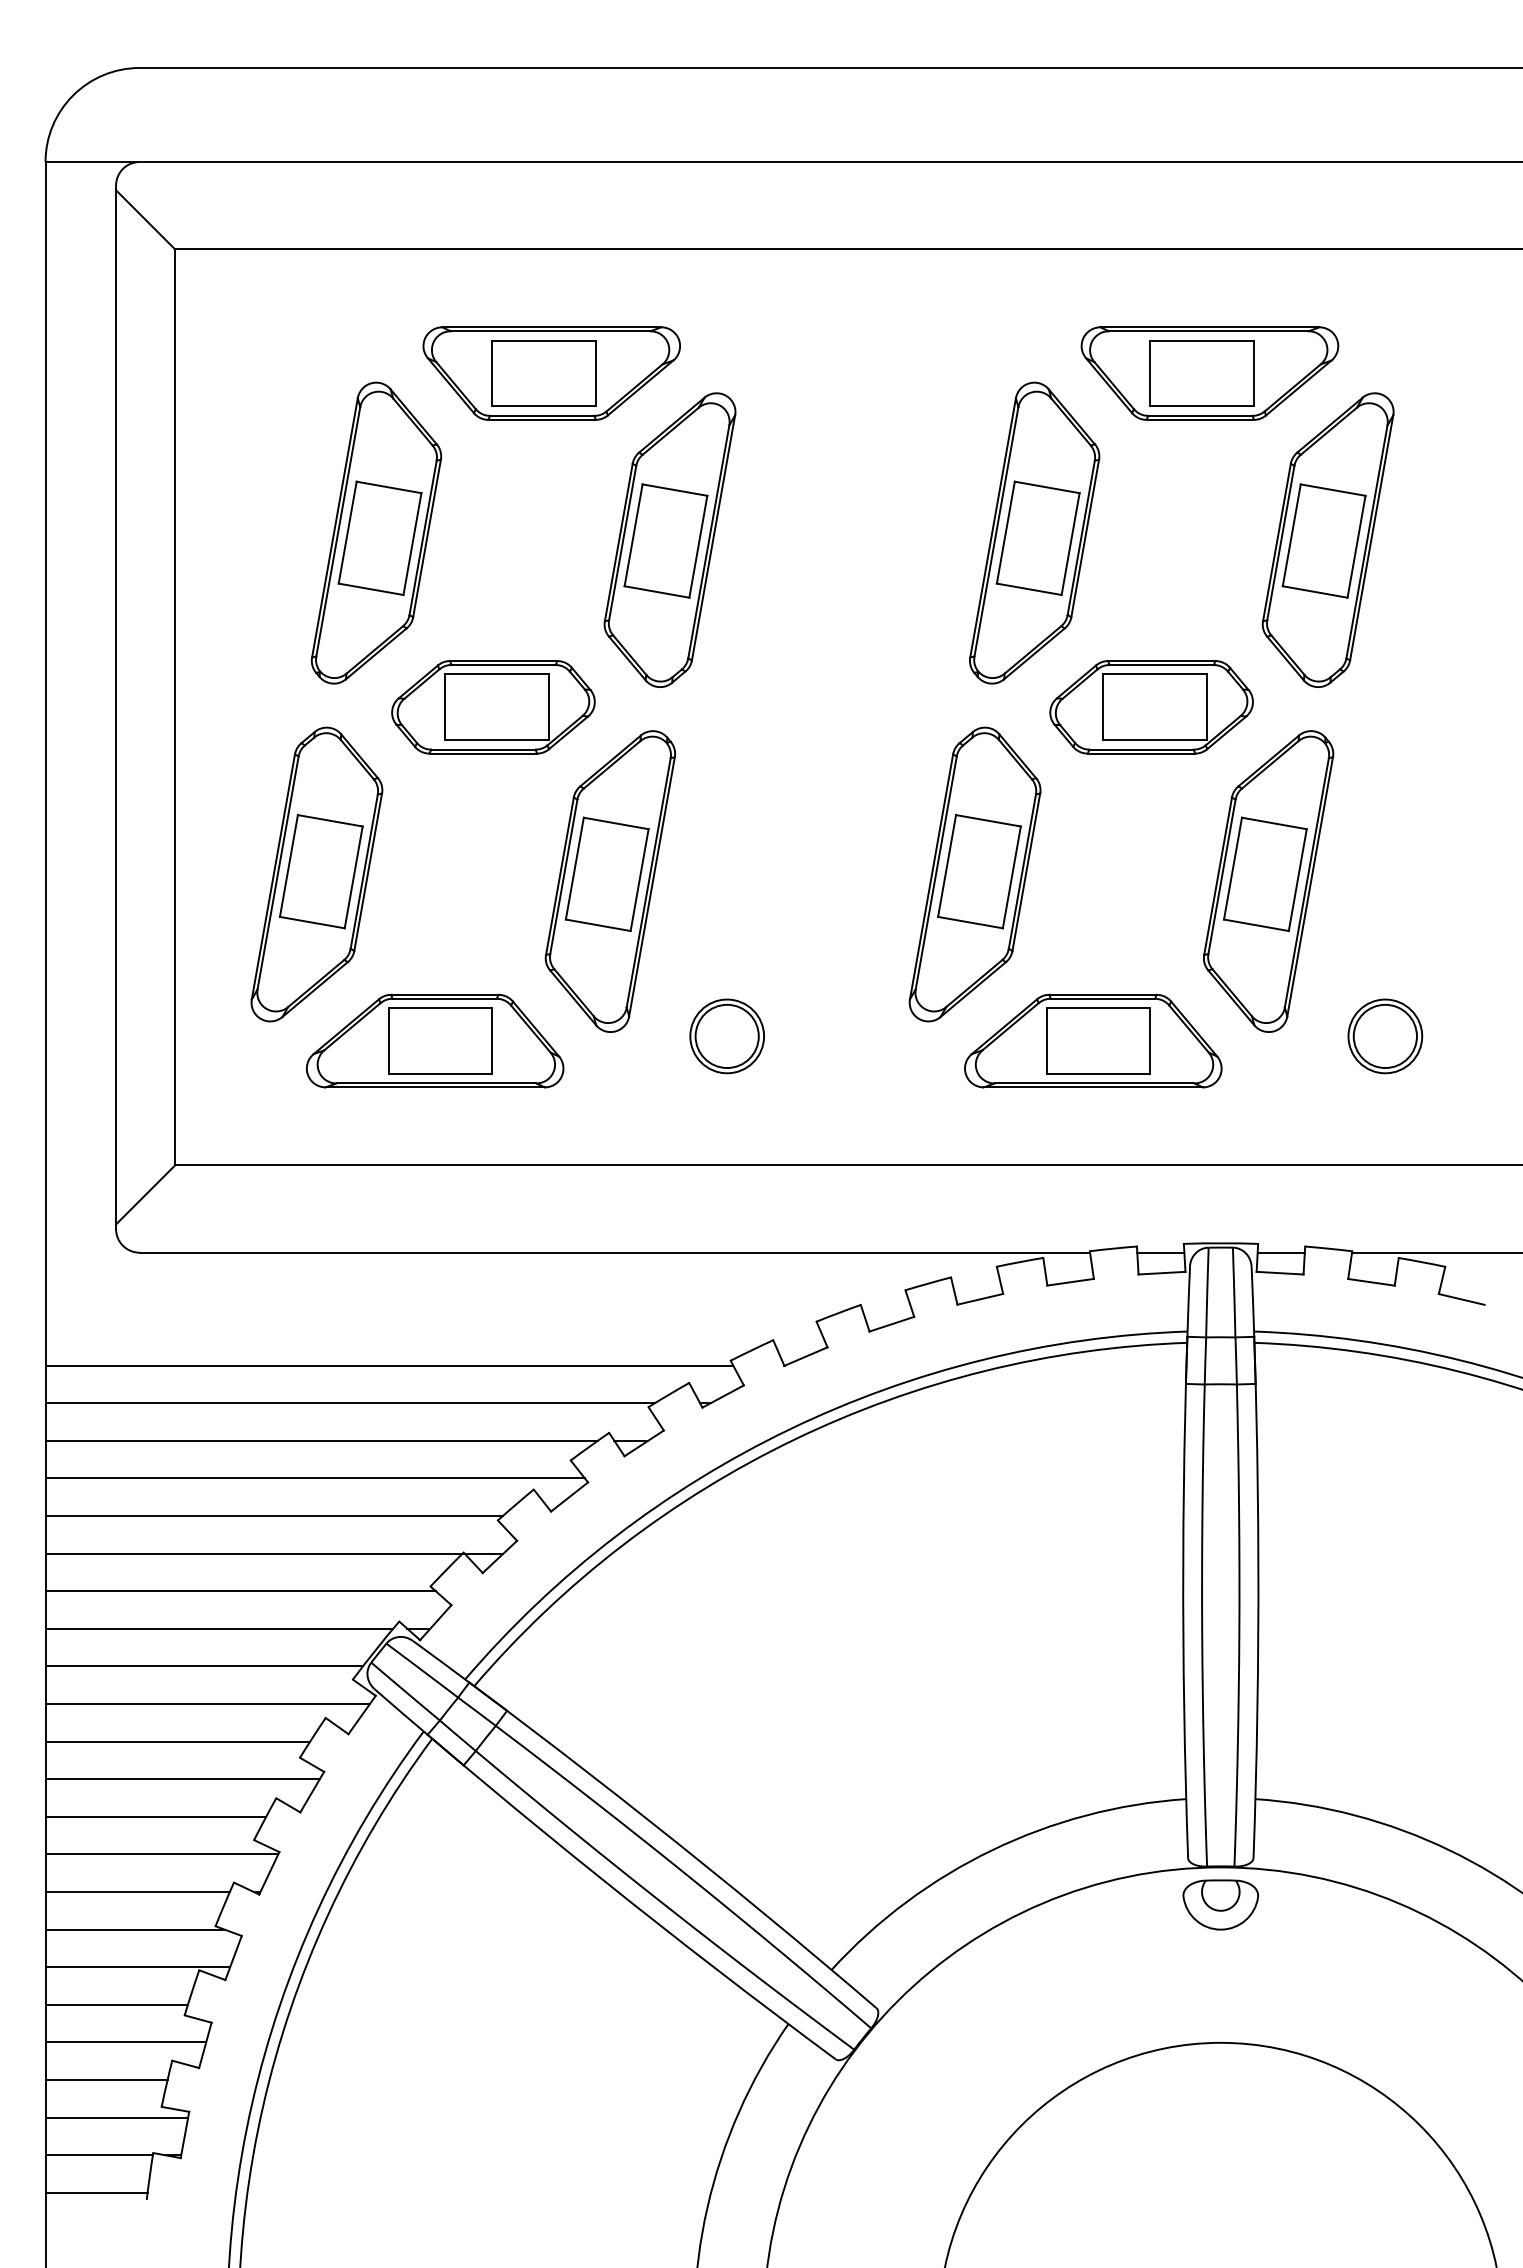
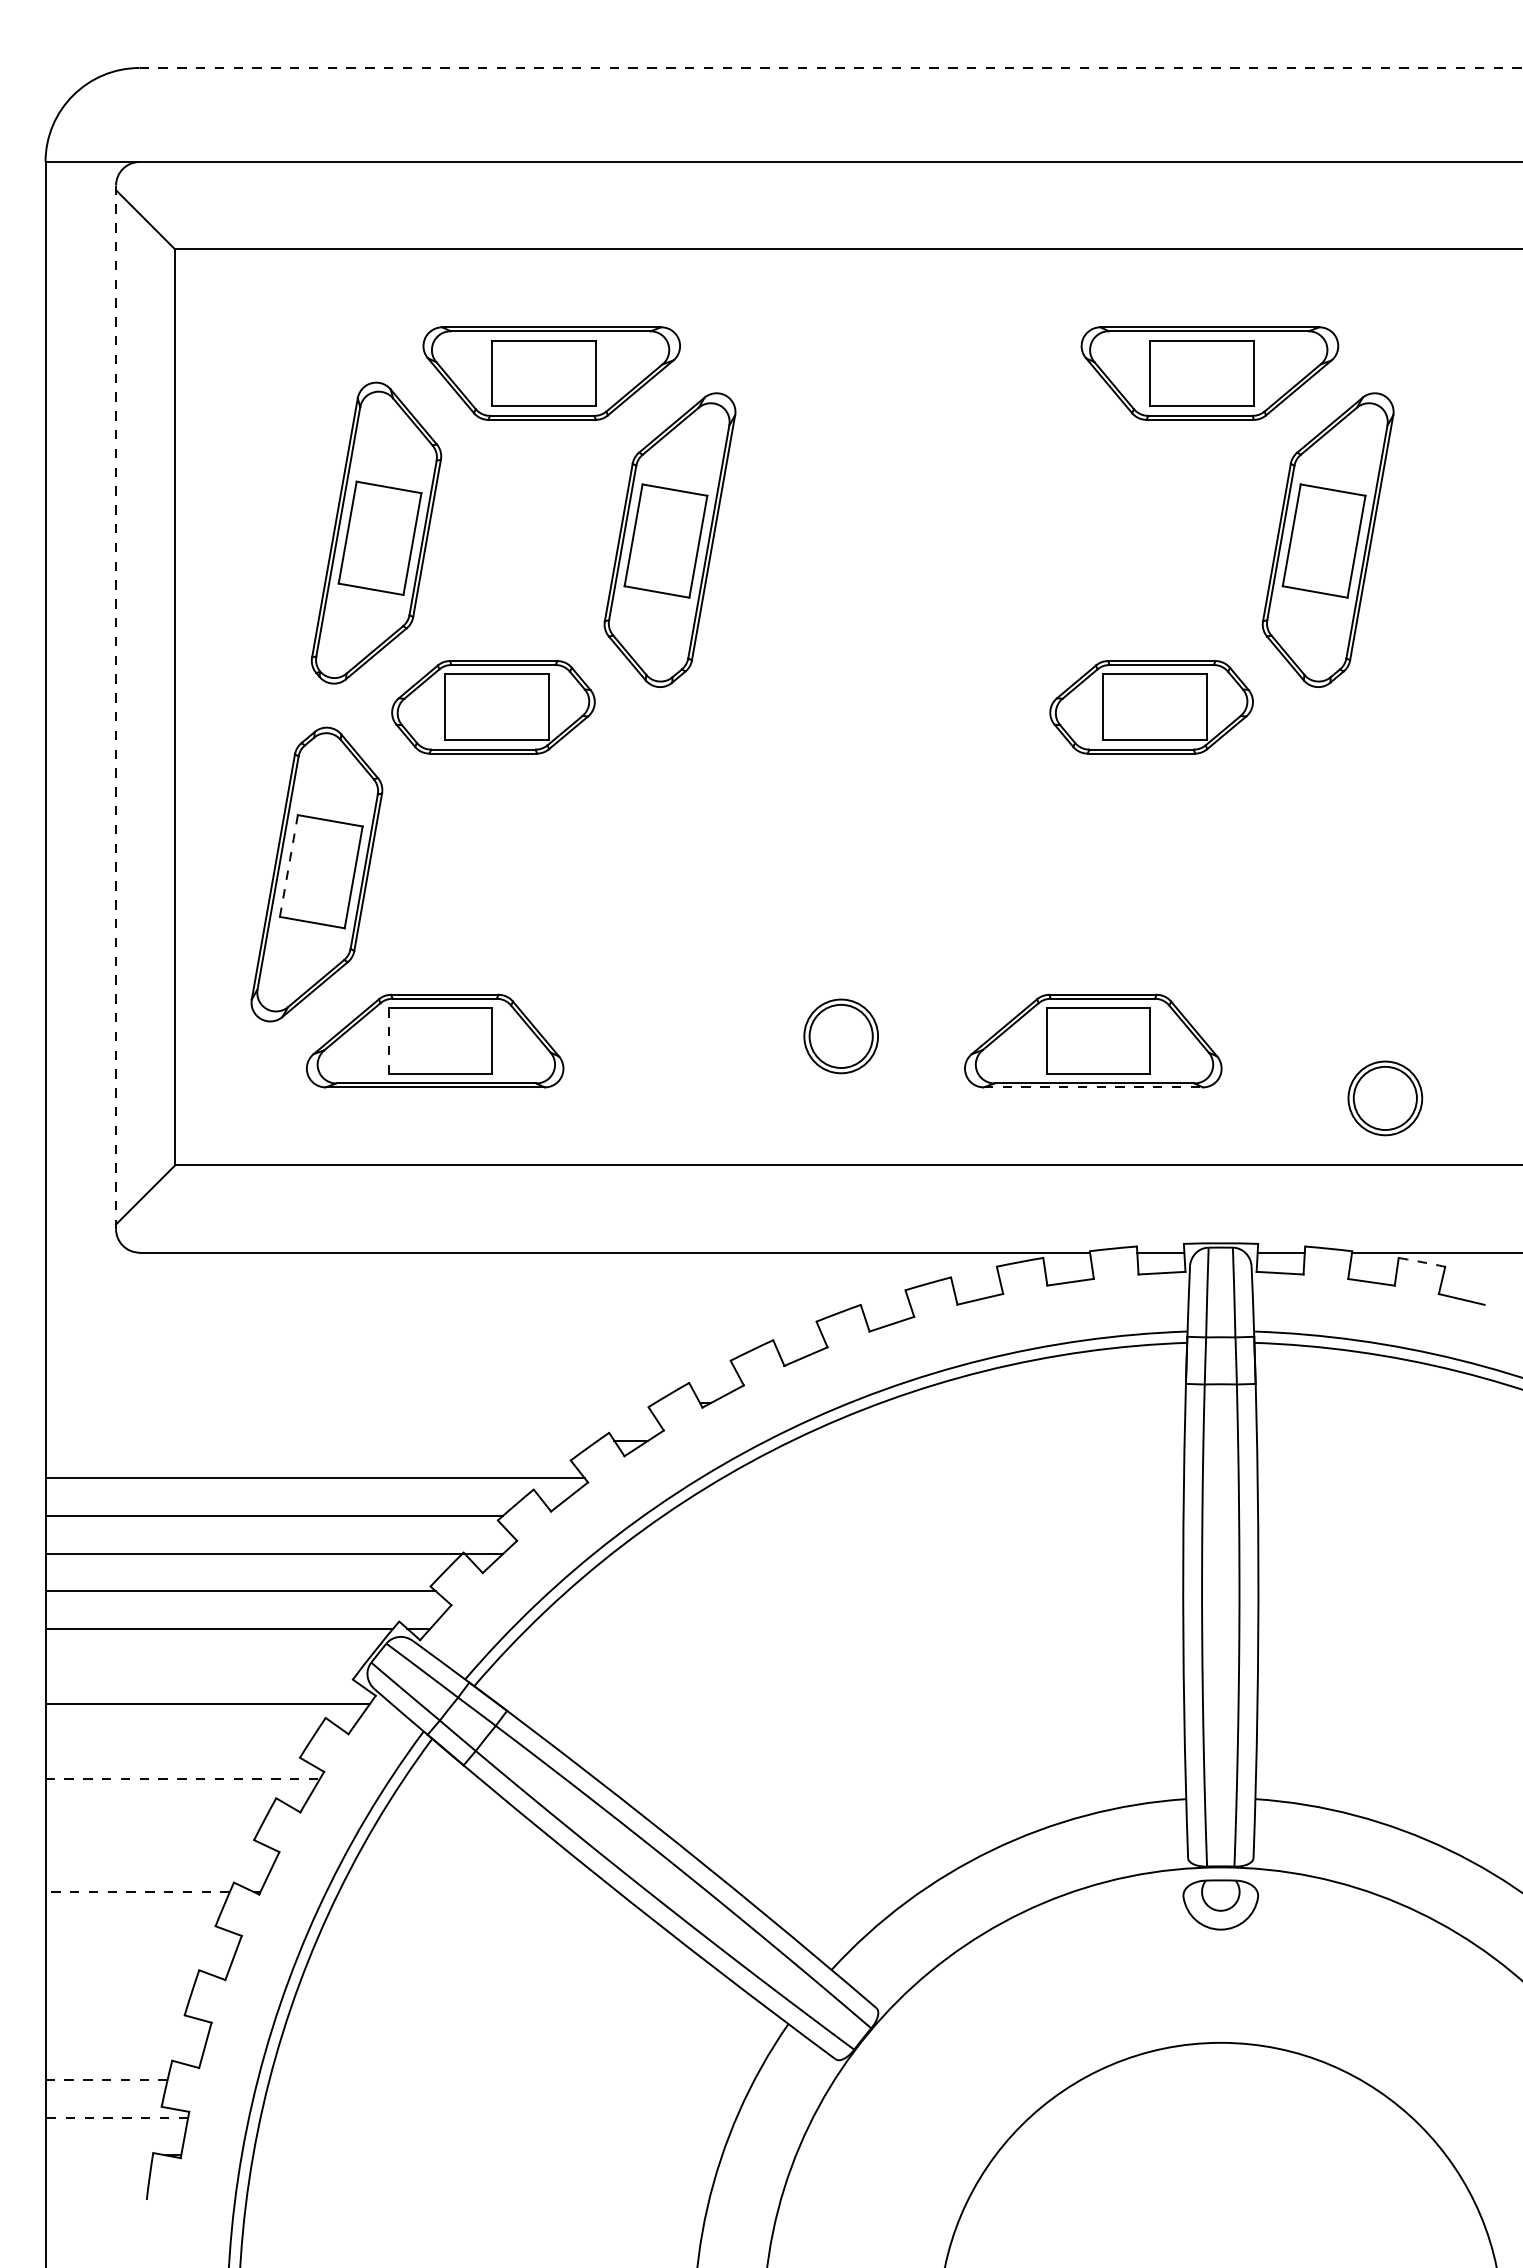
line: solid -> dashed (831, 68)
part: present -> none (1034, 532)
line: solid -> dashed (116, 707)
line: solid -> dashed (288, 866)
part: present -> none (974, 874)
part: present -> none (609, 881)
part: present -> none (1268, 881)
part position: (726, 1036) -> (840, 1036) (840, 1036)
part position: (1385, 1036) -> (1385, 1098) (1385, 1098)
line: solid -> dashed (388, 1041)
line: solid -> dashed (1093, 1087)
arc: solid -> dashed (1422, 1262)
line: present -> none (389, 1365)
line: present -> none (350, 1403)
line: present -> none (321, 1440)
line: present -> none (203, 1666)
line: present -> none (177, 1741)
line: solid -> dashed (183, 1779)
line: present -> none (155, 1816)
line: present -> none (161, 1854)
line: solid -> dashed (137, 1892)
line: present -> none (134, 1929)
line: present -> none (137, 1967)
line: present -> none (116, 2004)
line: present -> none (125, 2042)
line: solid -> dashed (106, 2080)
line: solid -> dashed (116, 2117)
line: present -> none (98, 2155)
line: present -> none (96, 2192)
